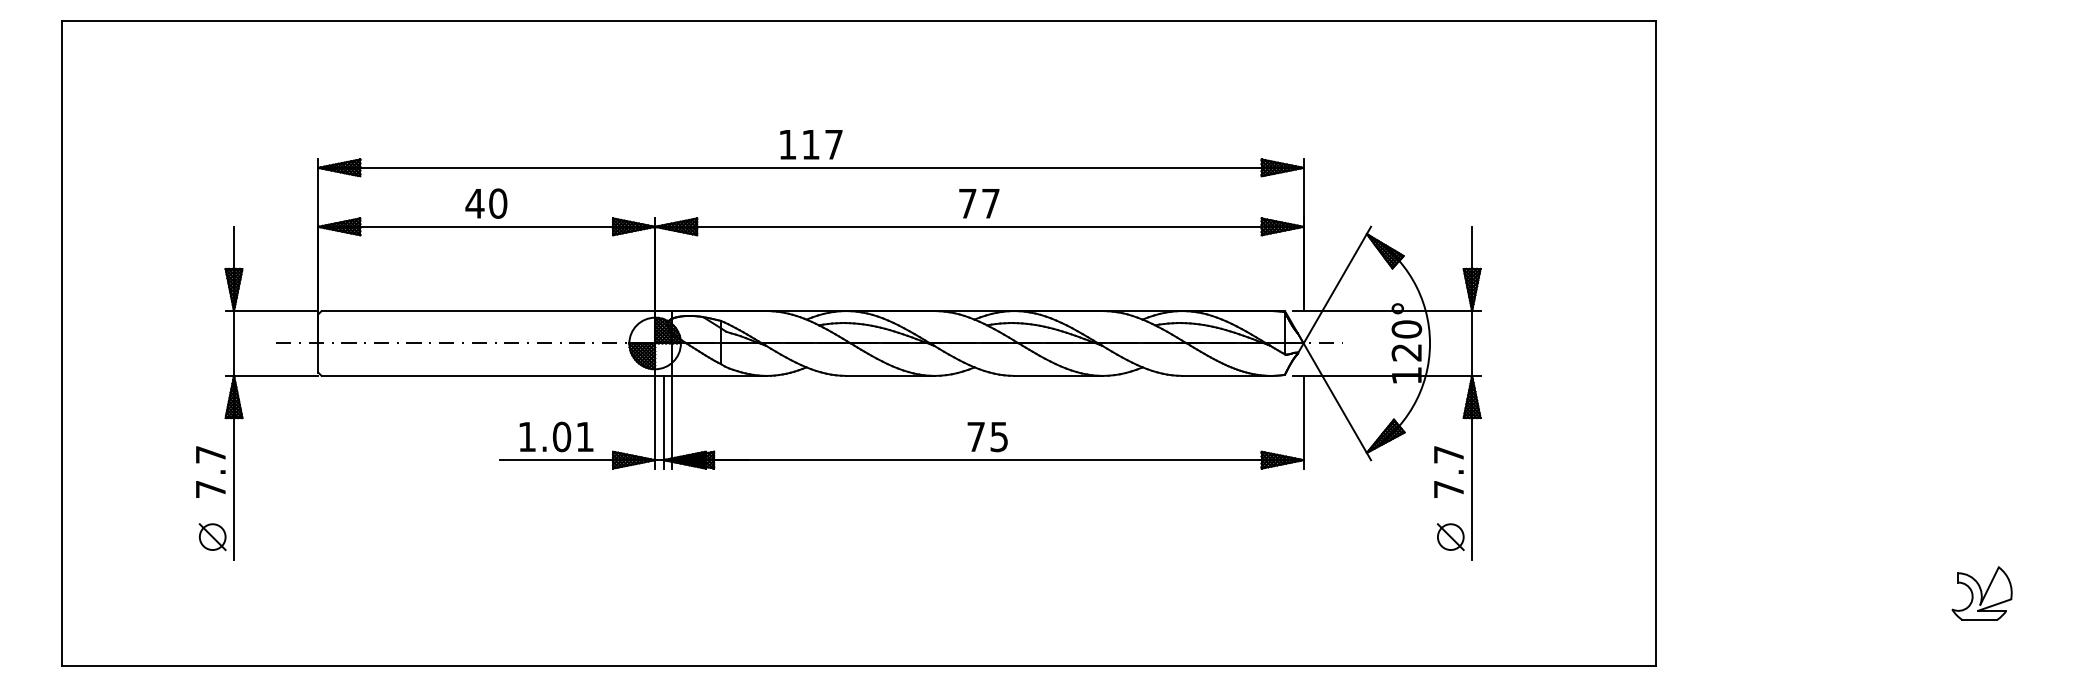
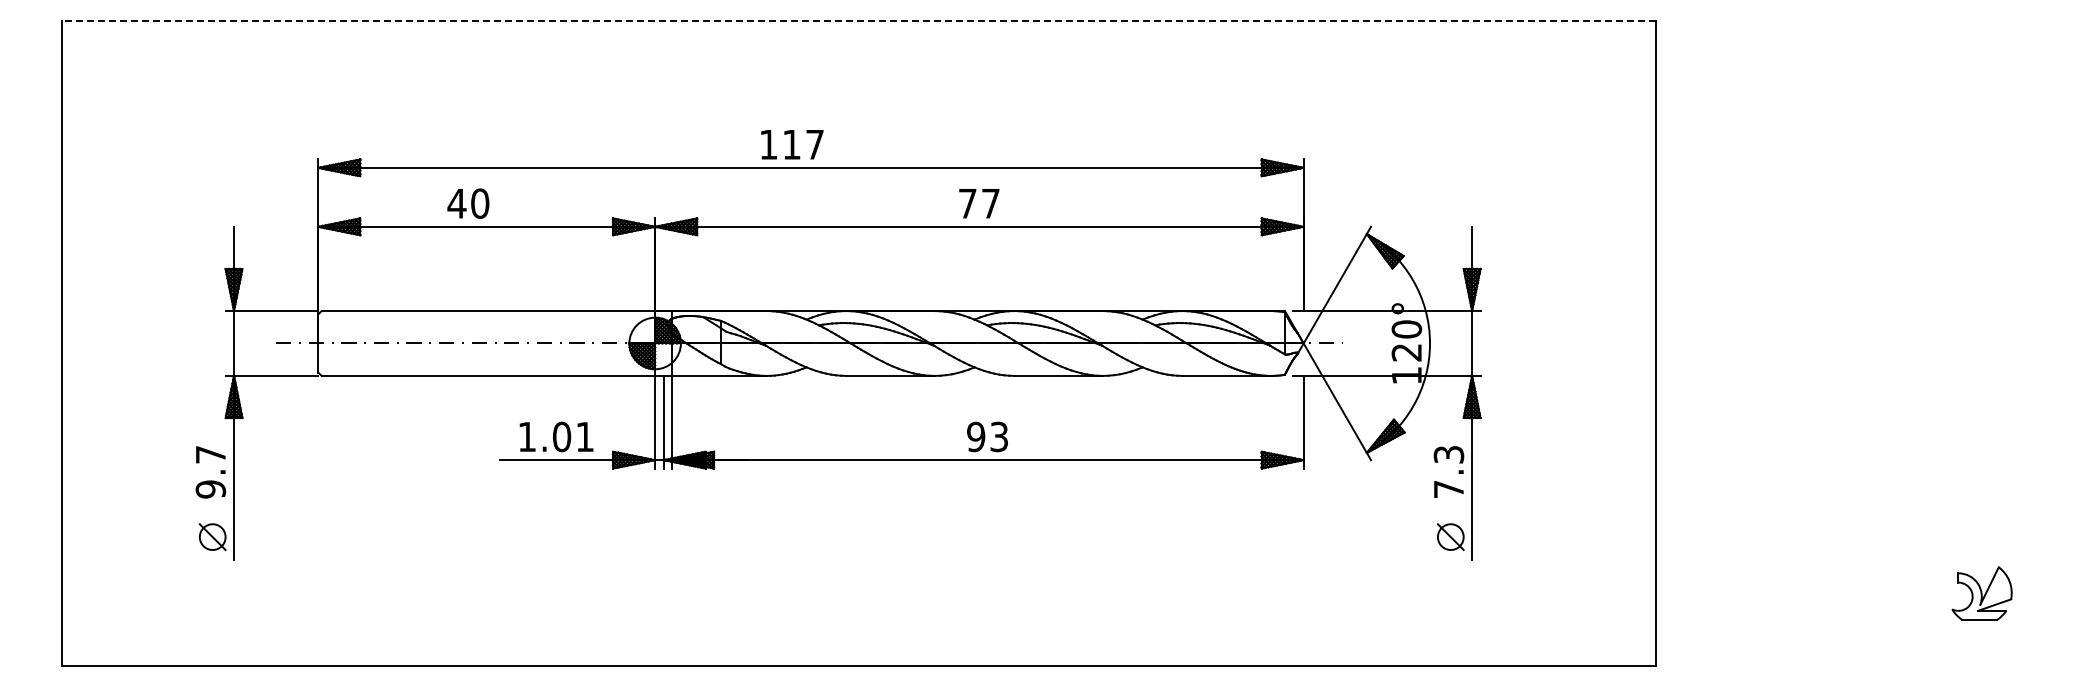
line: solid -> dashed (858, 20)
text position: (811, 144) -> (792, 144) (792, 144)
text position: (486, 203) -> (468, 203) (468, 203)
text: 75 -> 93 (987, 436)
text: 7.7 -> 7.3 (1448, 454)
text: 7.7 -> 9.7 (210, 489)
